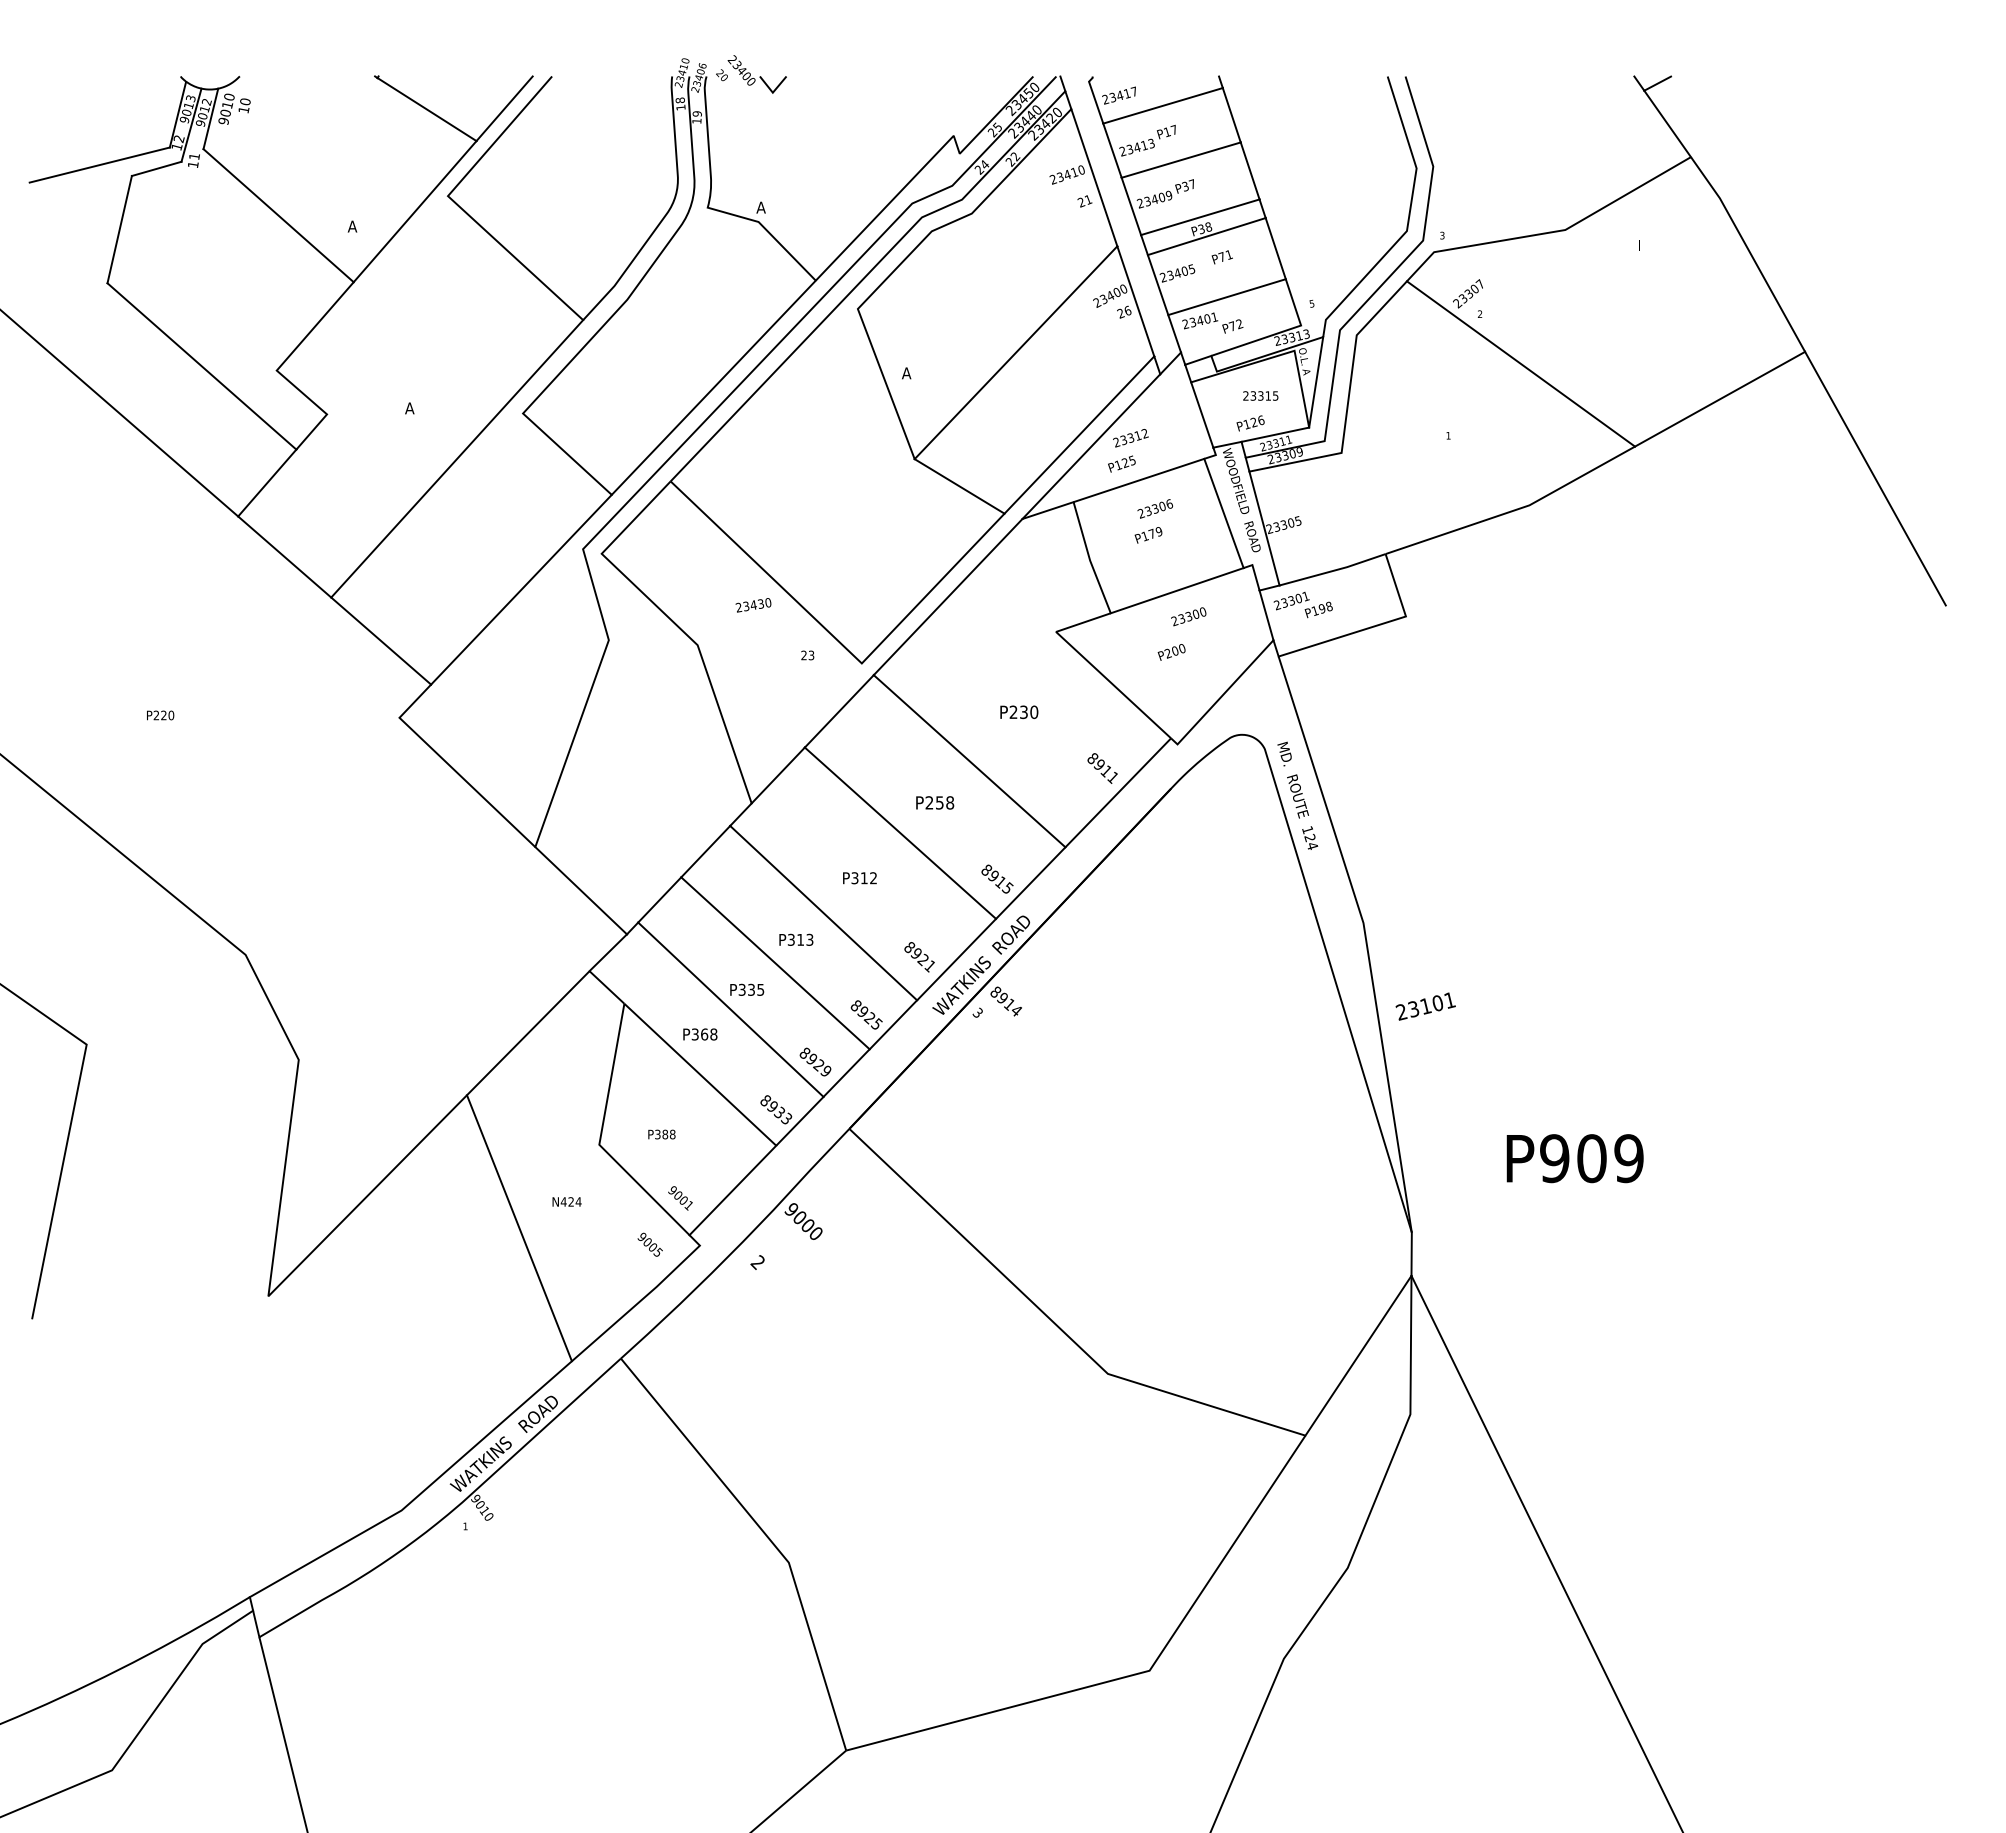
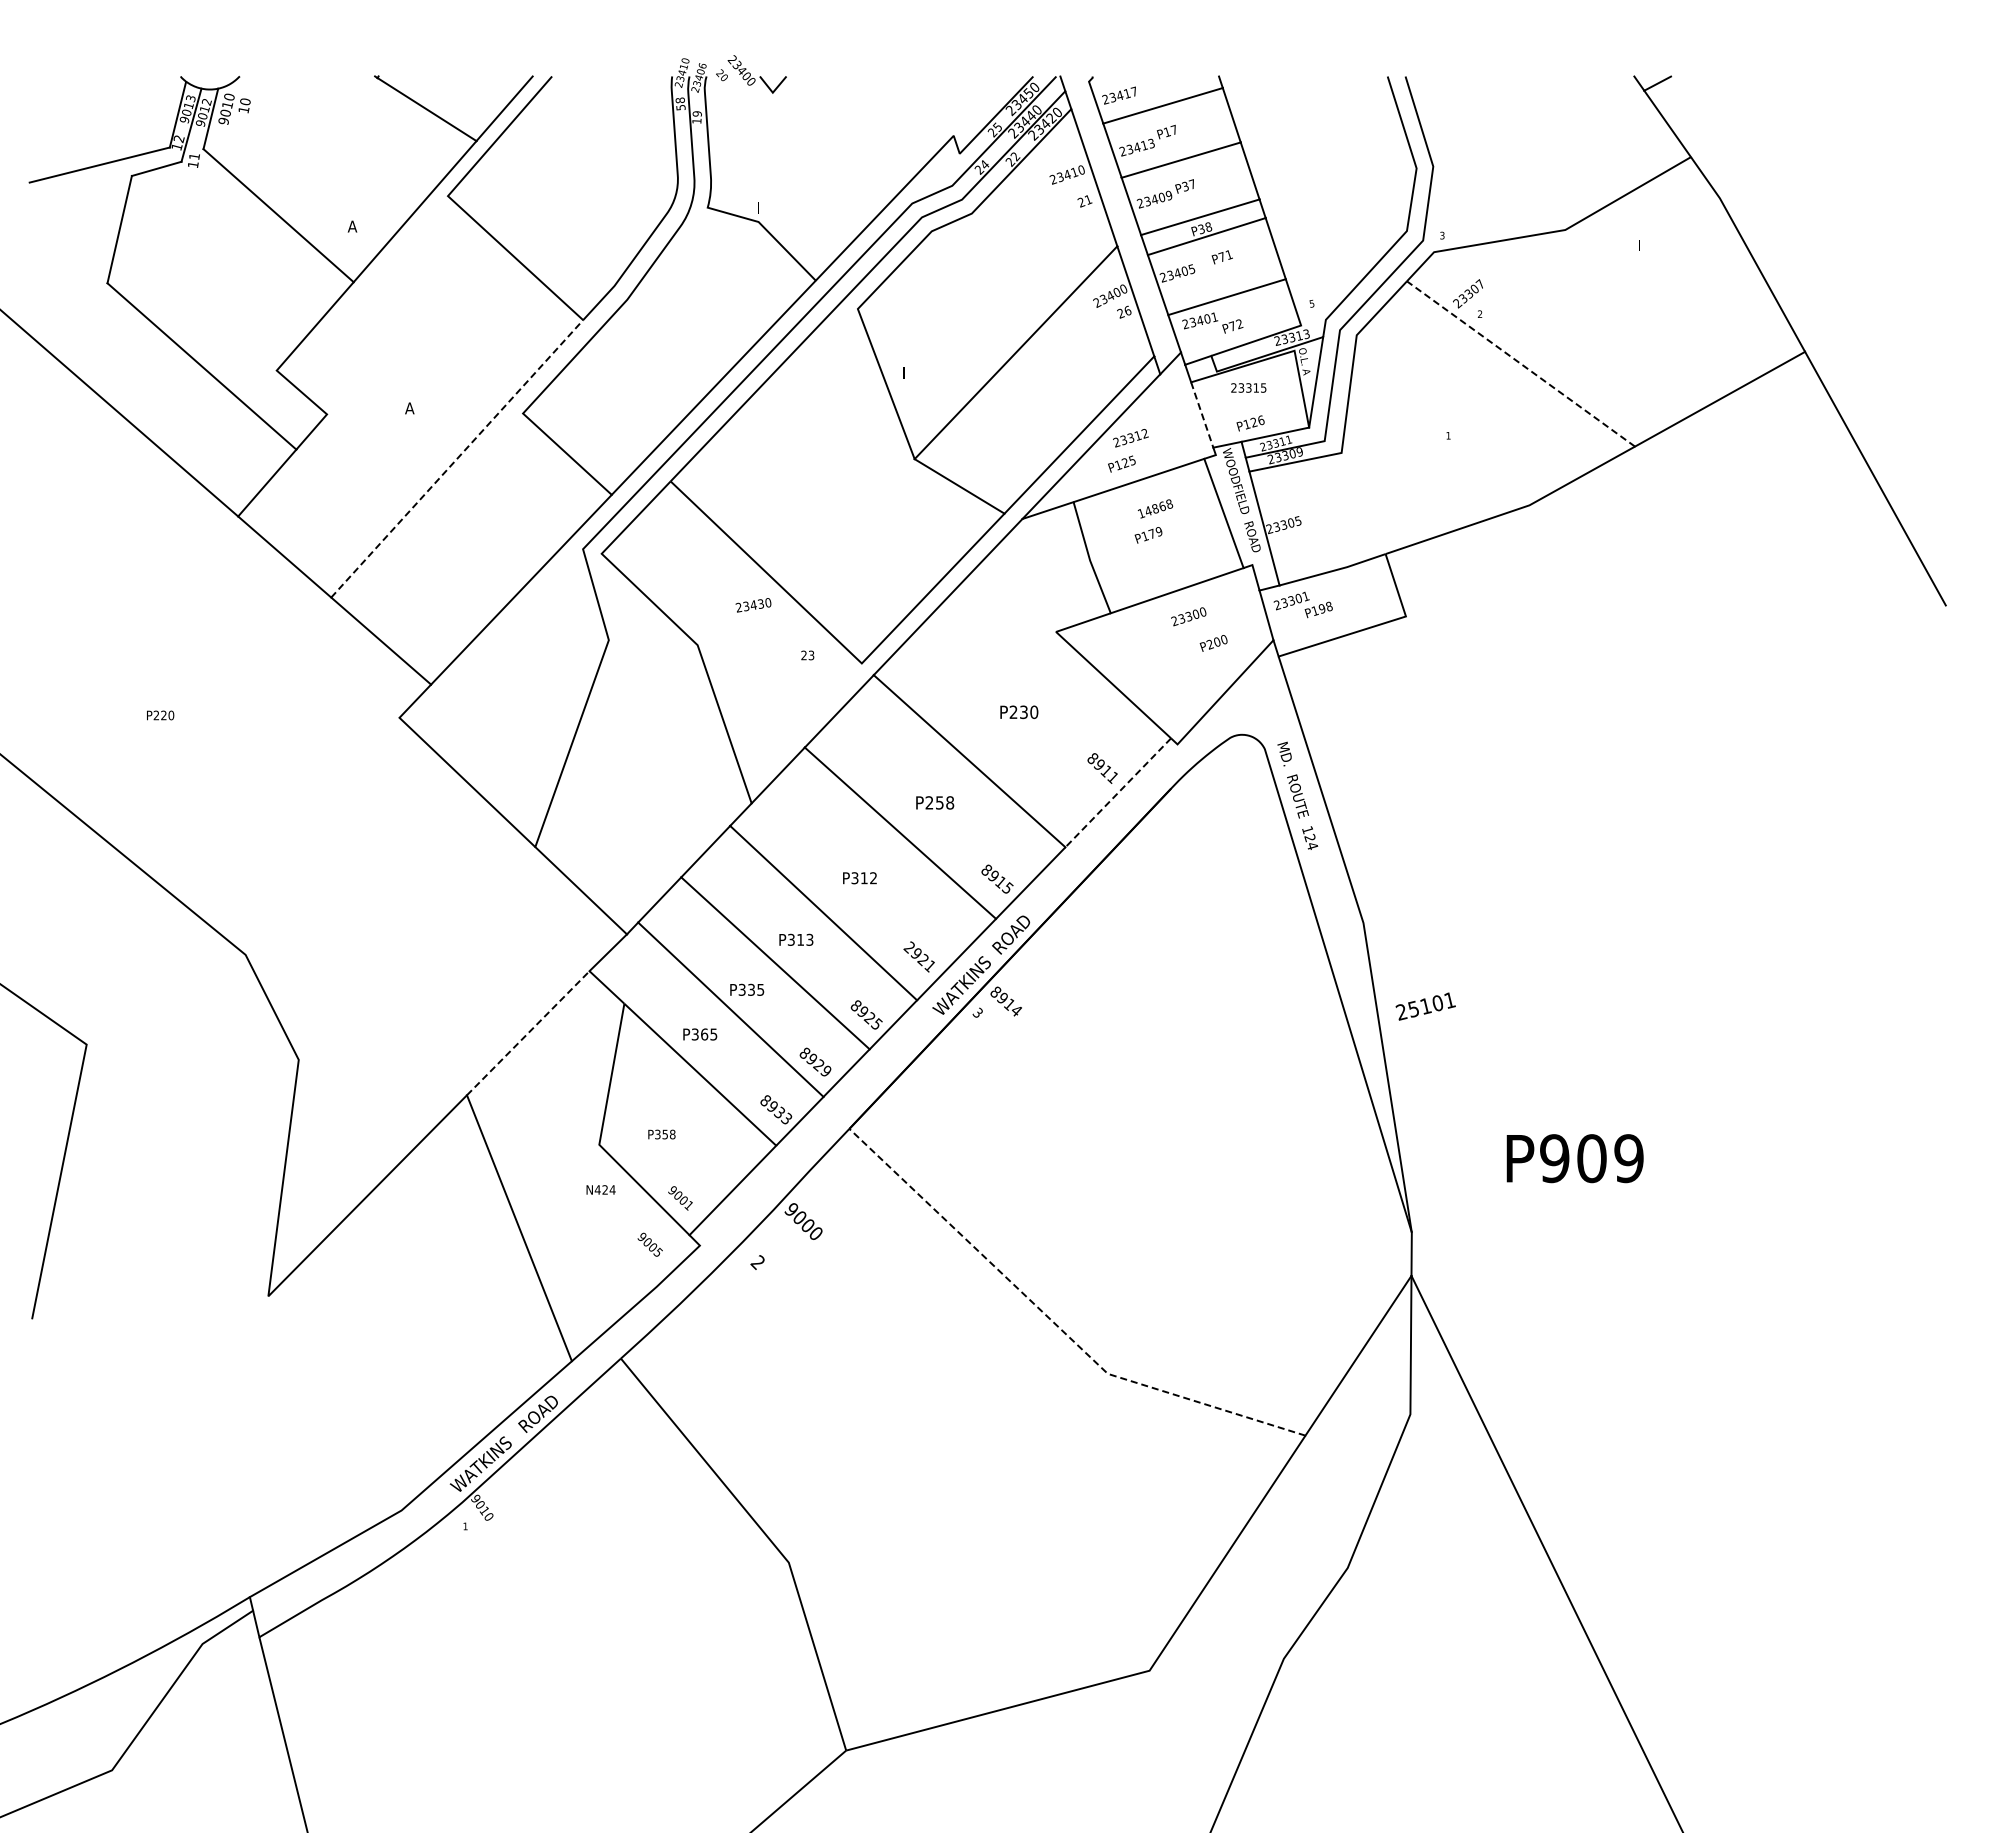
text: 18 -> 58 (680, 107)
text: A -> I (760, 207)
line: solid -> dashed (1521, 363)
text: A -> I (906, 373)
text position: (1260, 395) -> (1248, 387) (1248, 387)
line: solid -> dashed (1202, 415)
line: solid -> dashed (457, 458)
text: 23306 -> 14868 (1154, 508)
text position: (1171, 652) -> (1213, 643) (1213, 643)
line: solid -> dashed (1117, 793)
text: 8921 -> 2921 (909, 947)
text: 23101 -> 25101 (1413, 1007)
line: solid -> dashed (529, 1032)
text: P368 -> P365 (713, 1034)
text: P388 -> P358 (665, 1134)
text position: (566, 1201) -> (600, 1189) (600, 1189)
line: solid -> dashed (1053, 1322)
